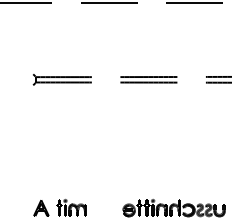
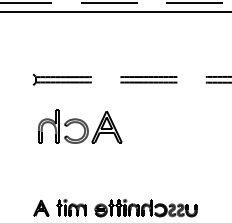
line: none -> present (115, 12)
part: none -> present (80, 126)
part position: (173, 208) -> (145, 208) (145, 208)
